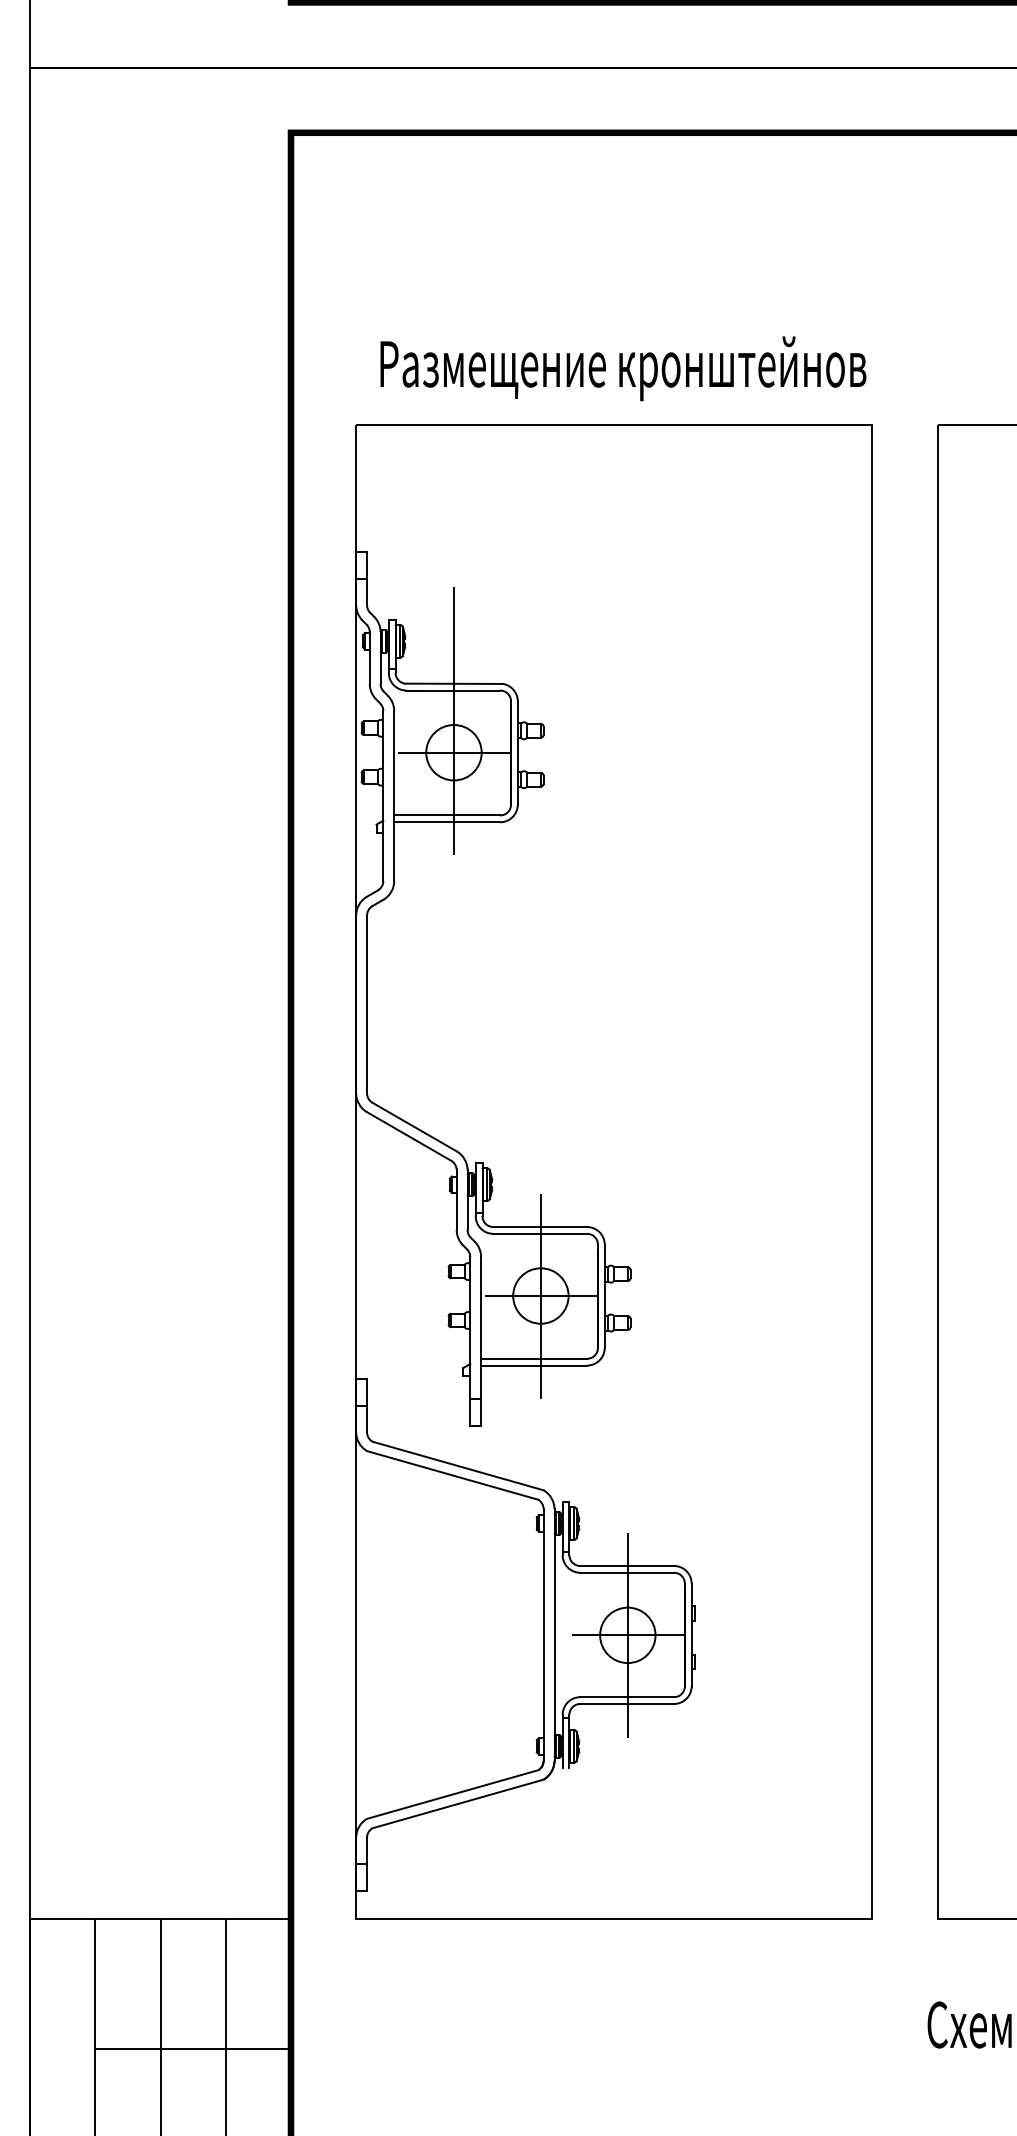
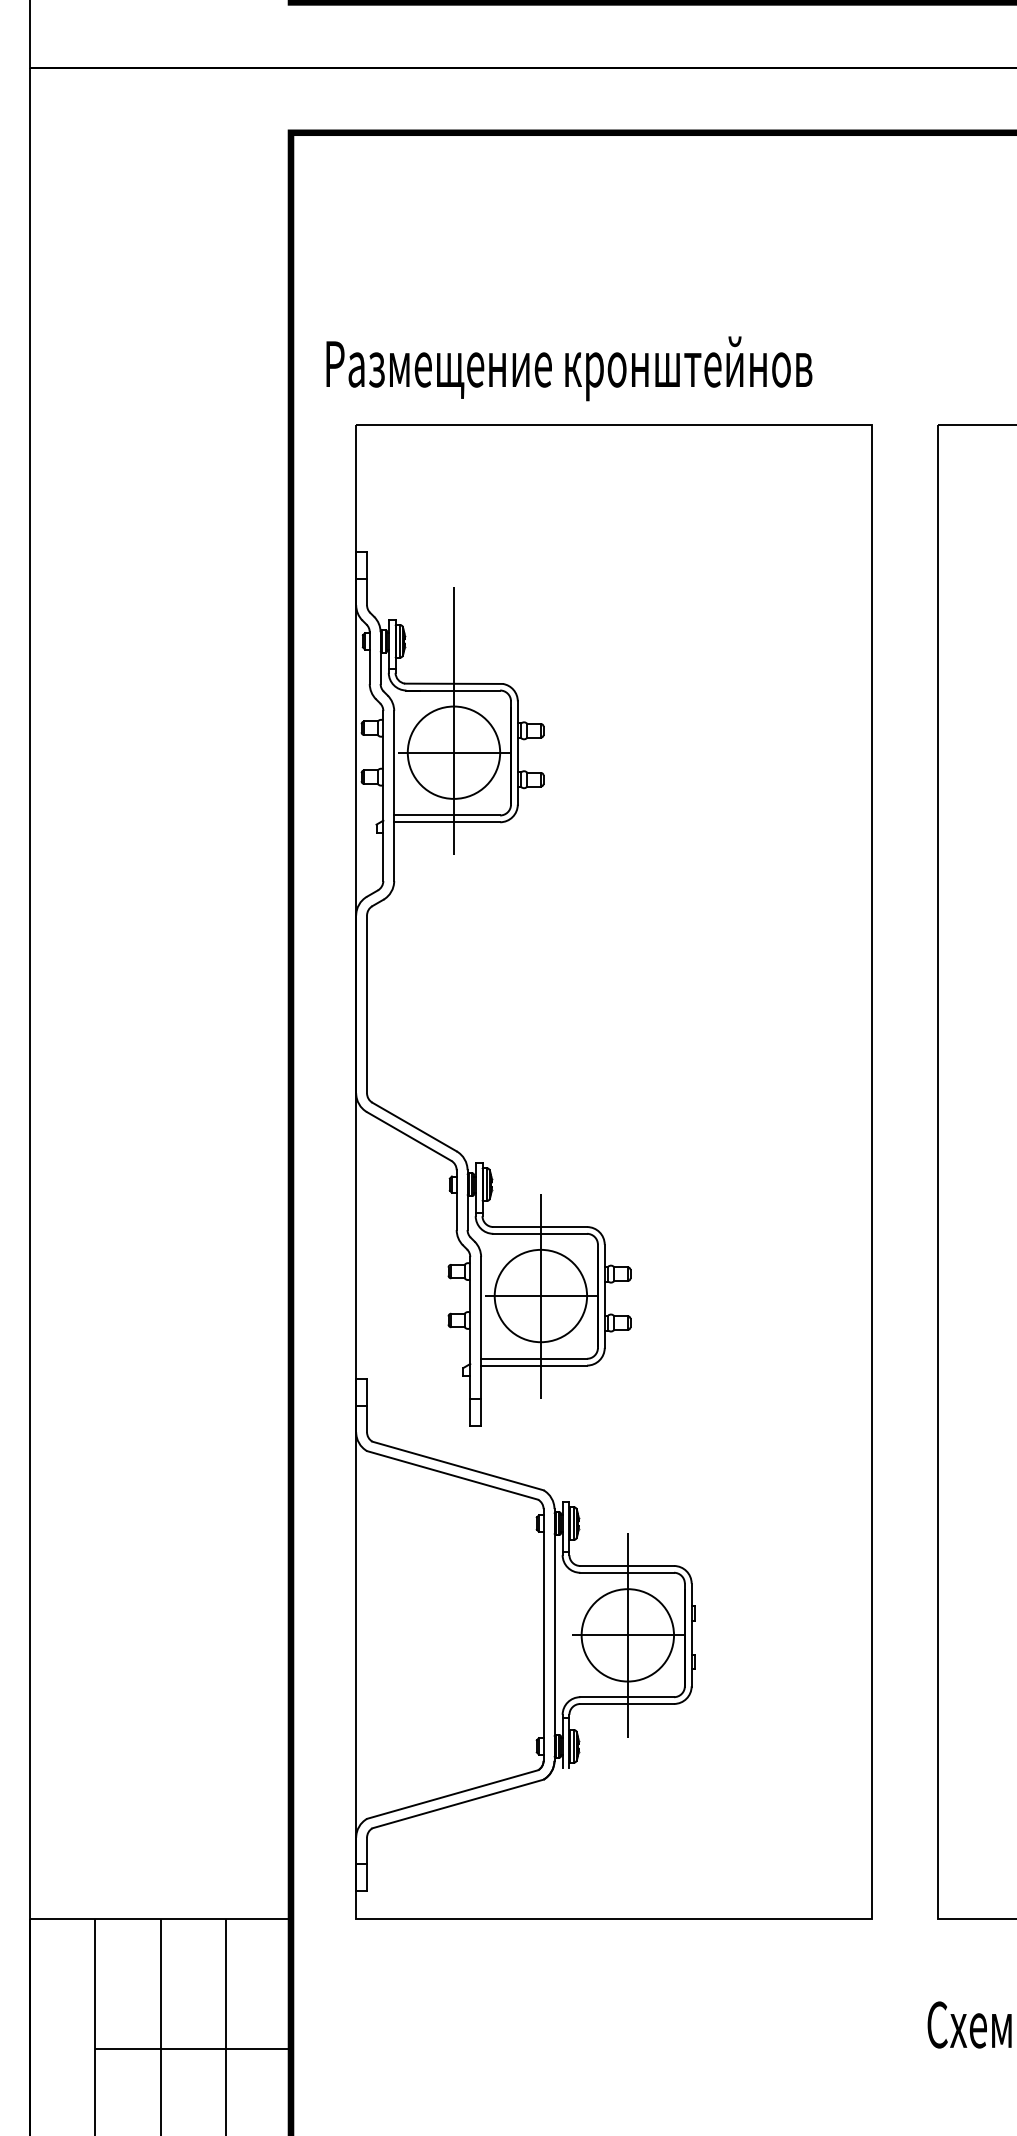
text position: (623, 368) -> (569, 368) (569, 368)
circle diameter: 55 px -> 92 px (453, 752)
circle diameter: 55 px -> 92 px (540, 1295)
circle diameter: 55 px -> 92 px (627, 1635)
